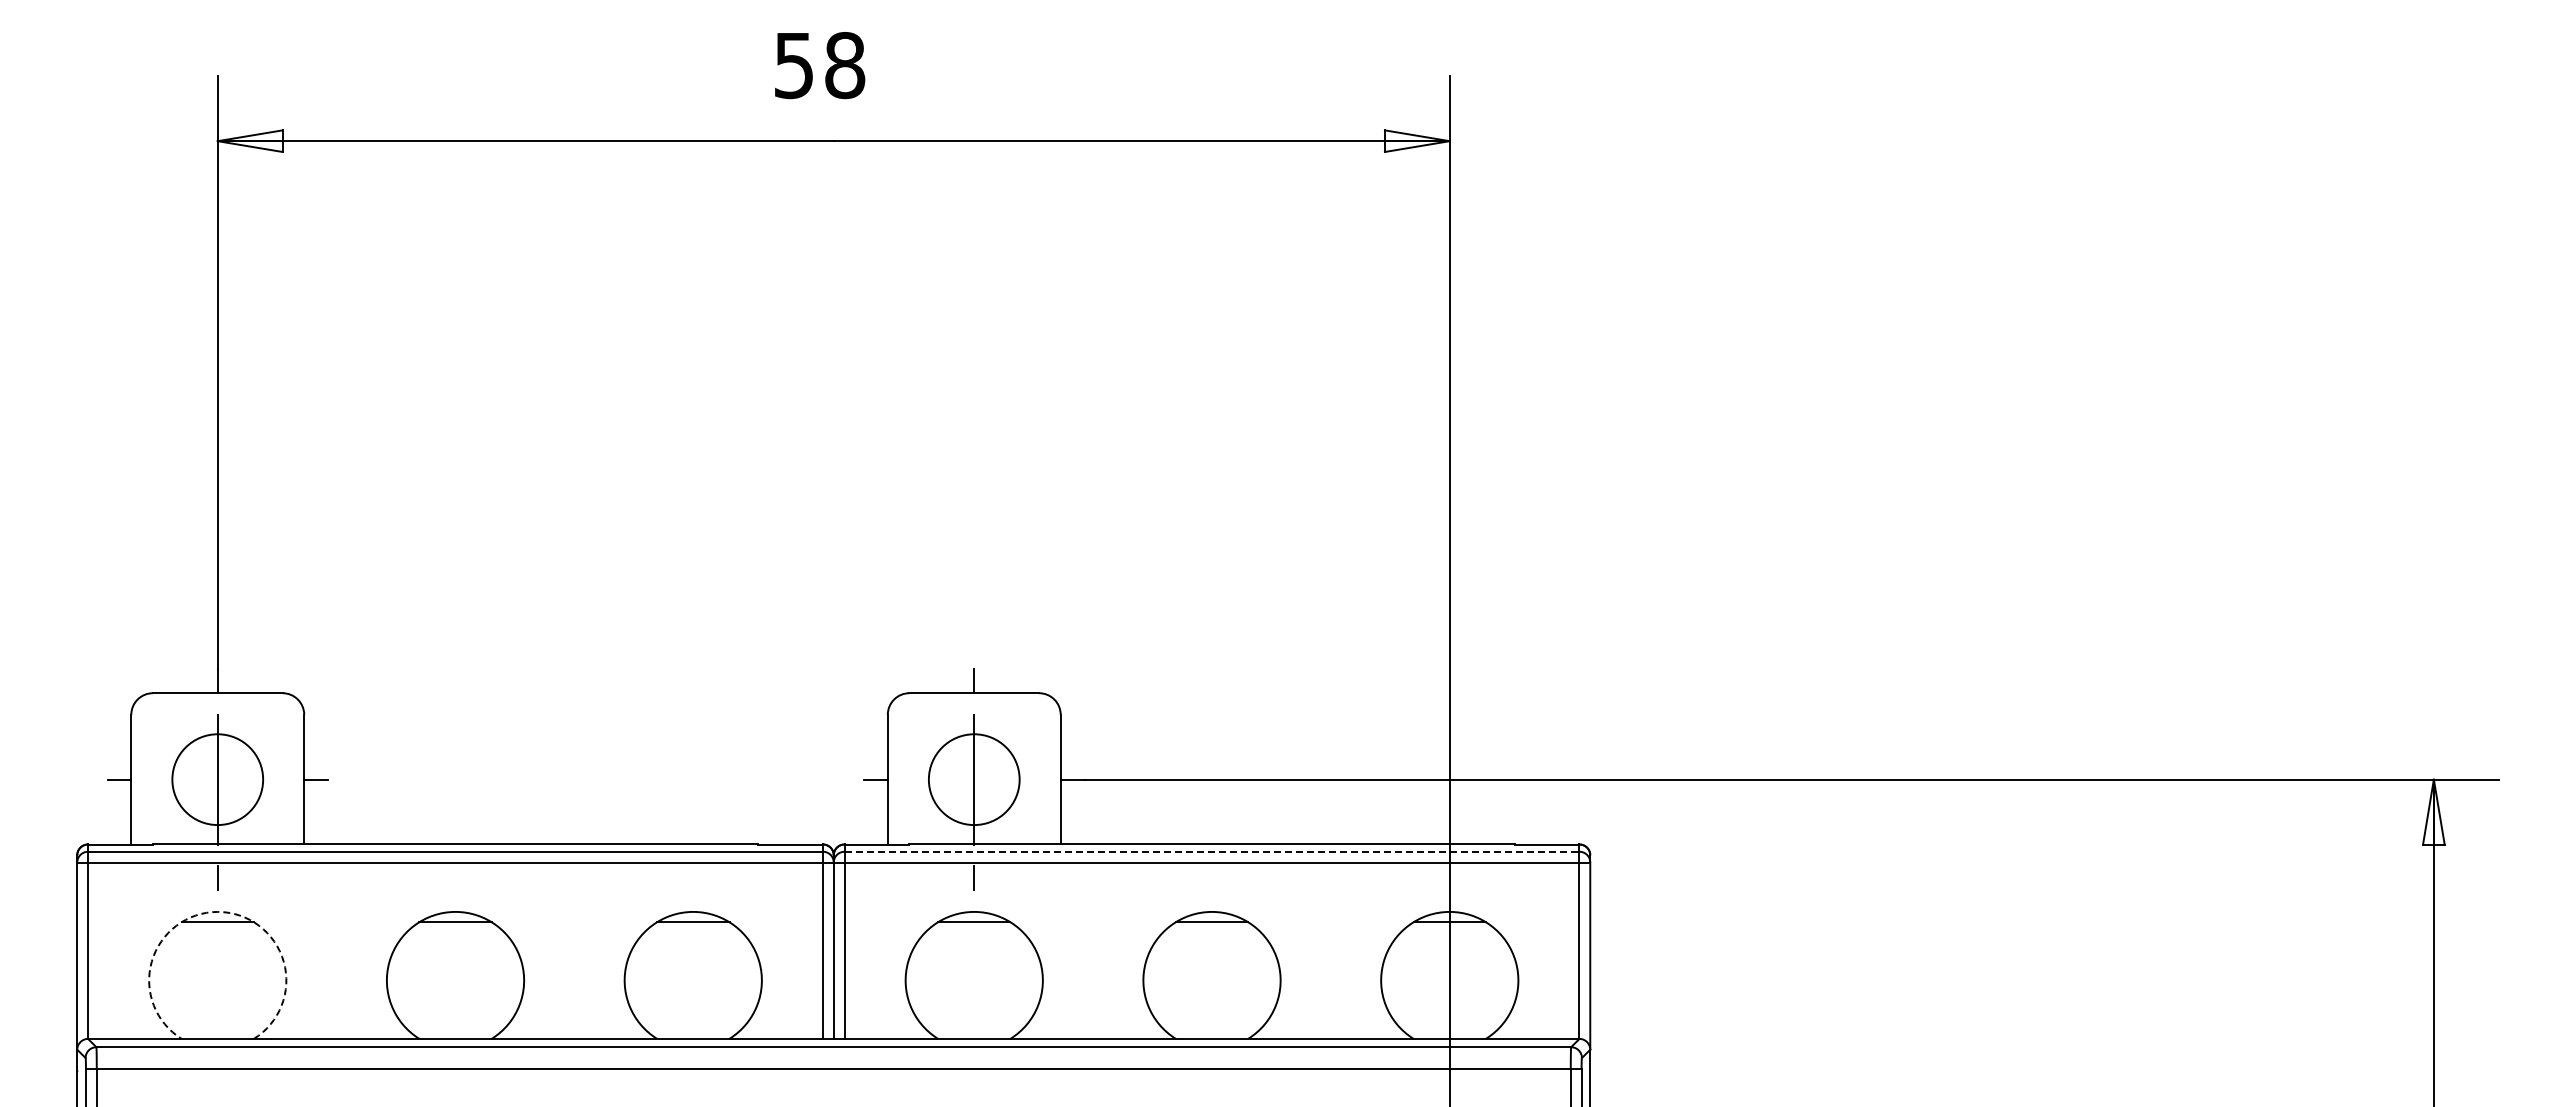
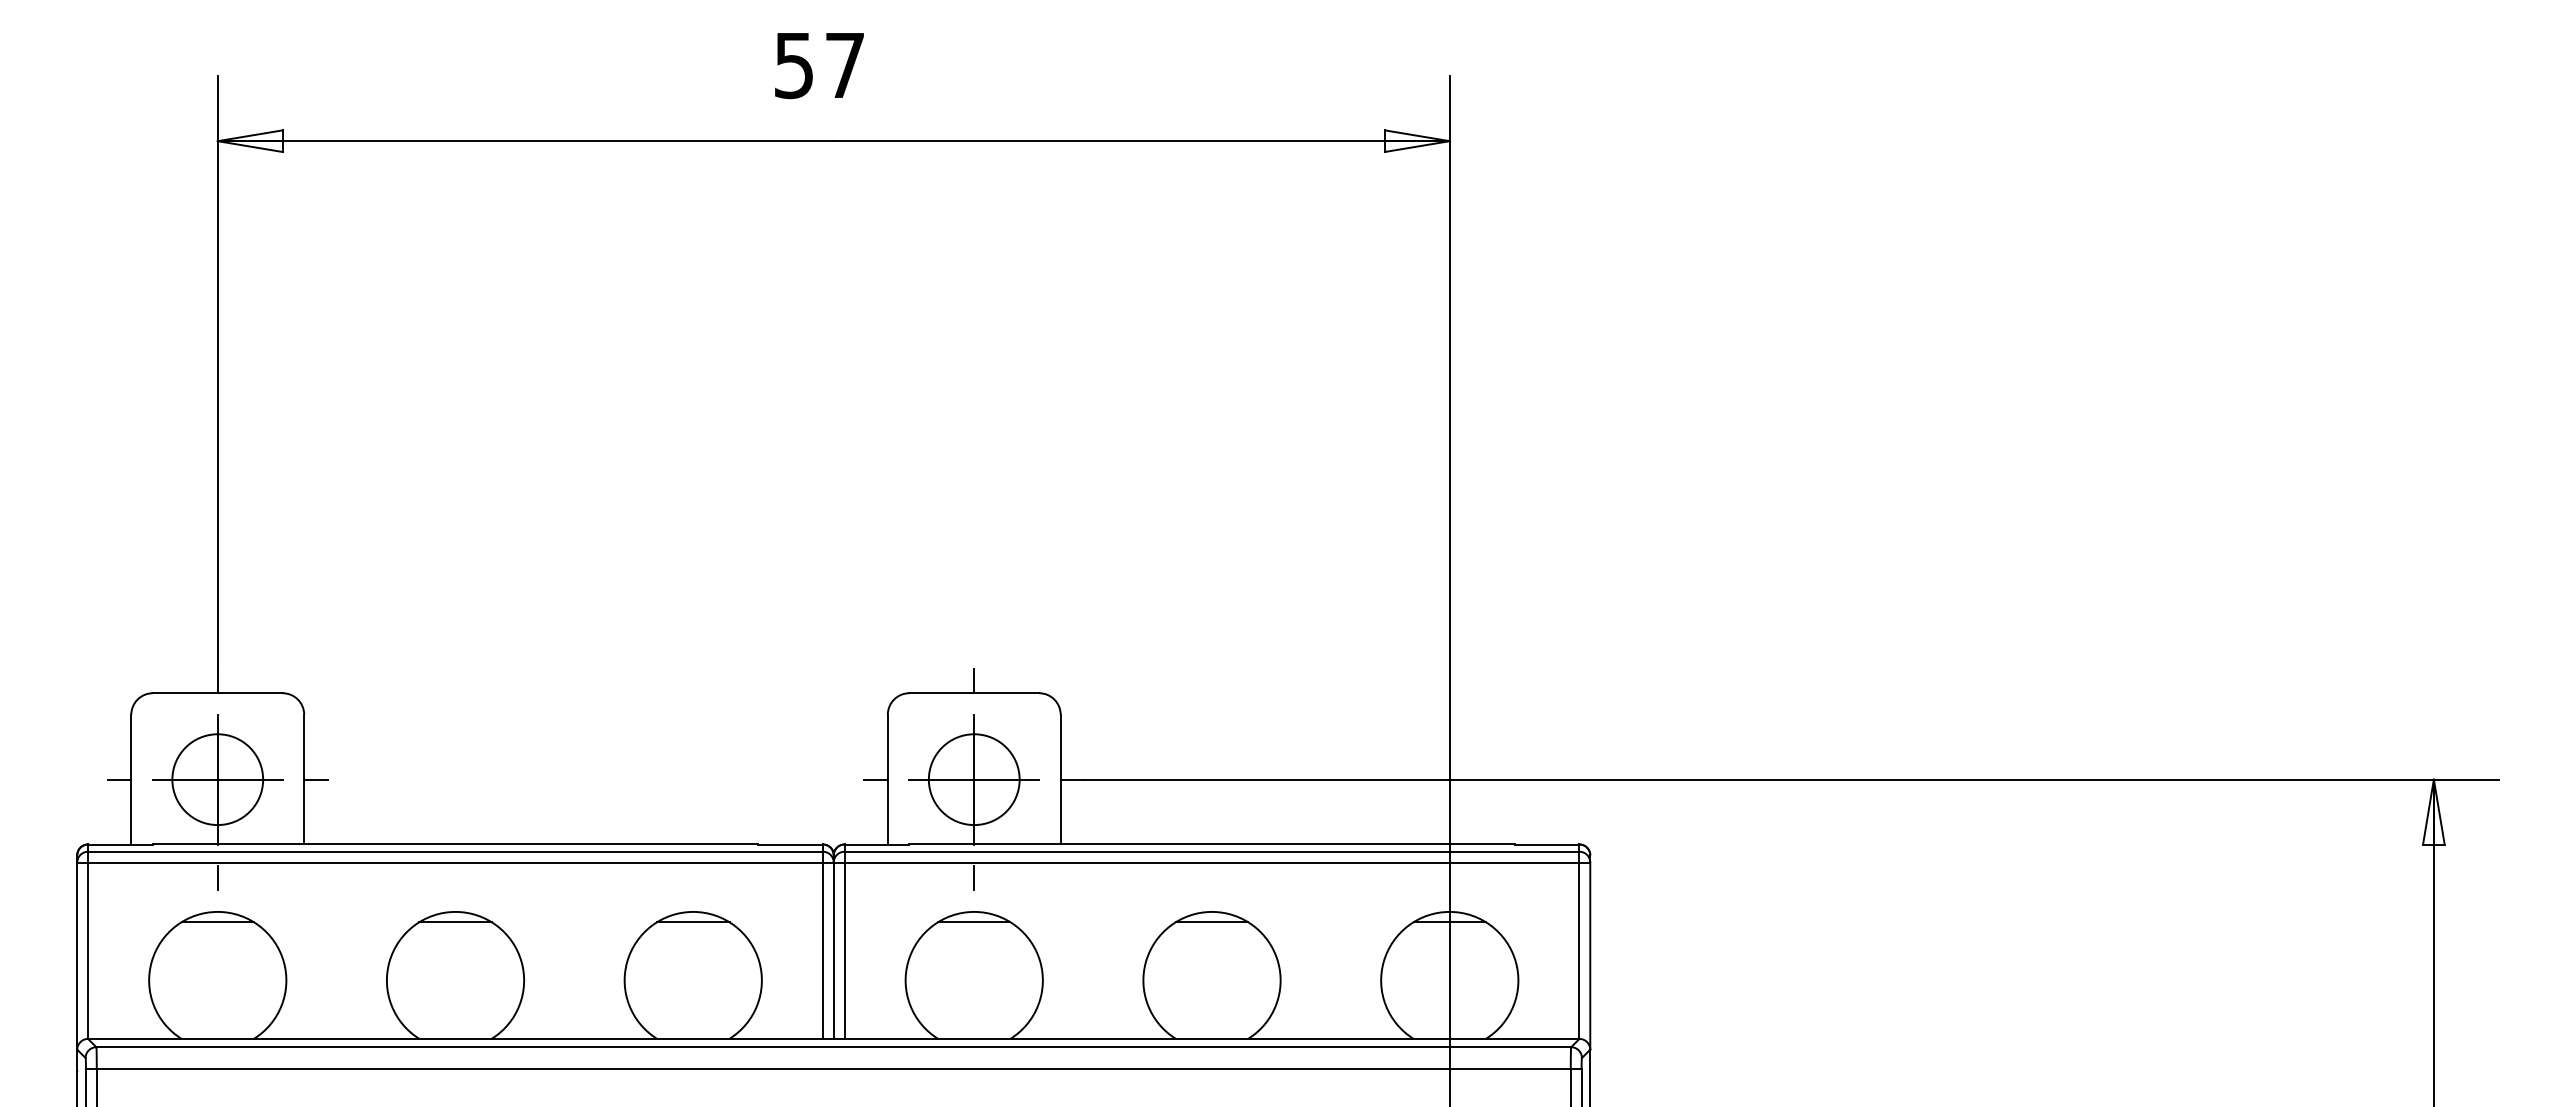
text: 58 -> 57 (845, 65)
line: none -> present (217, 779)
line: none -> present (974, 779)
line: dashed -> solid (1212, 851)
arc: dashed -> solid (217, 911)
